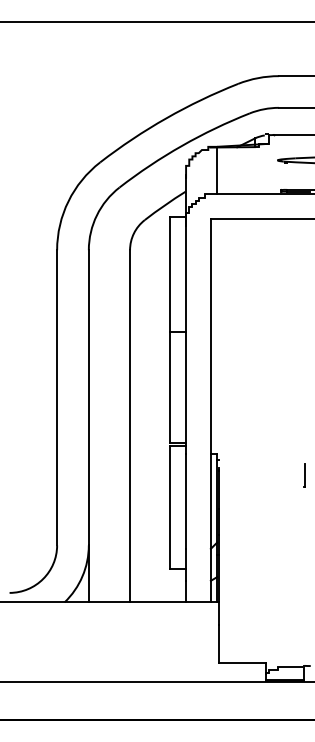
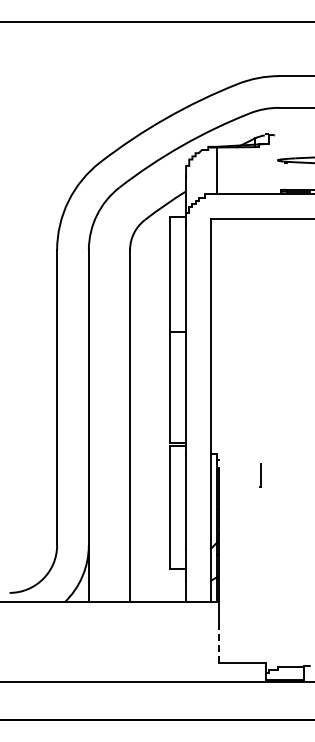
line: present -> none (292, 134)
line position: (304, 475) -> (260, 475) (260, 475)
line: solid -> dashed (218, 643)
